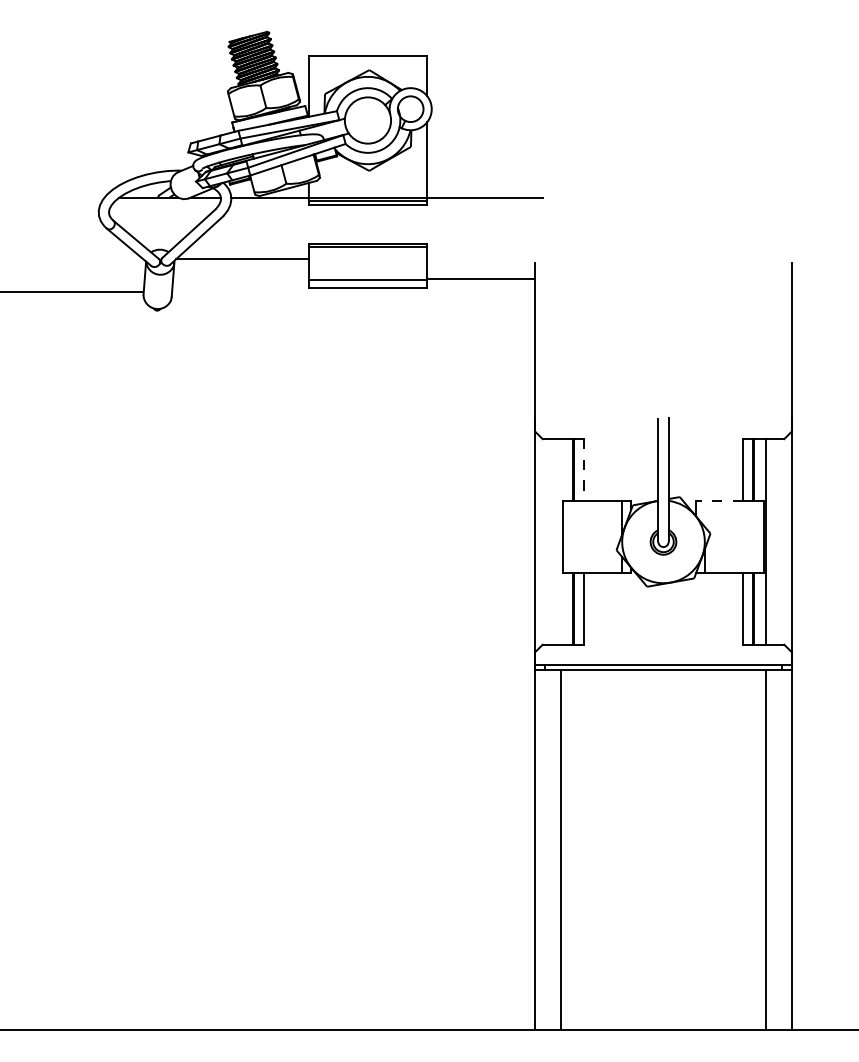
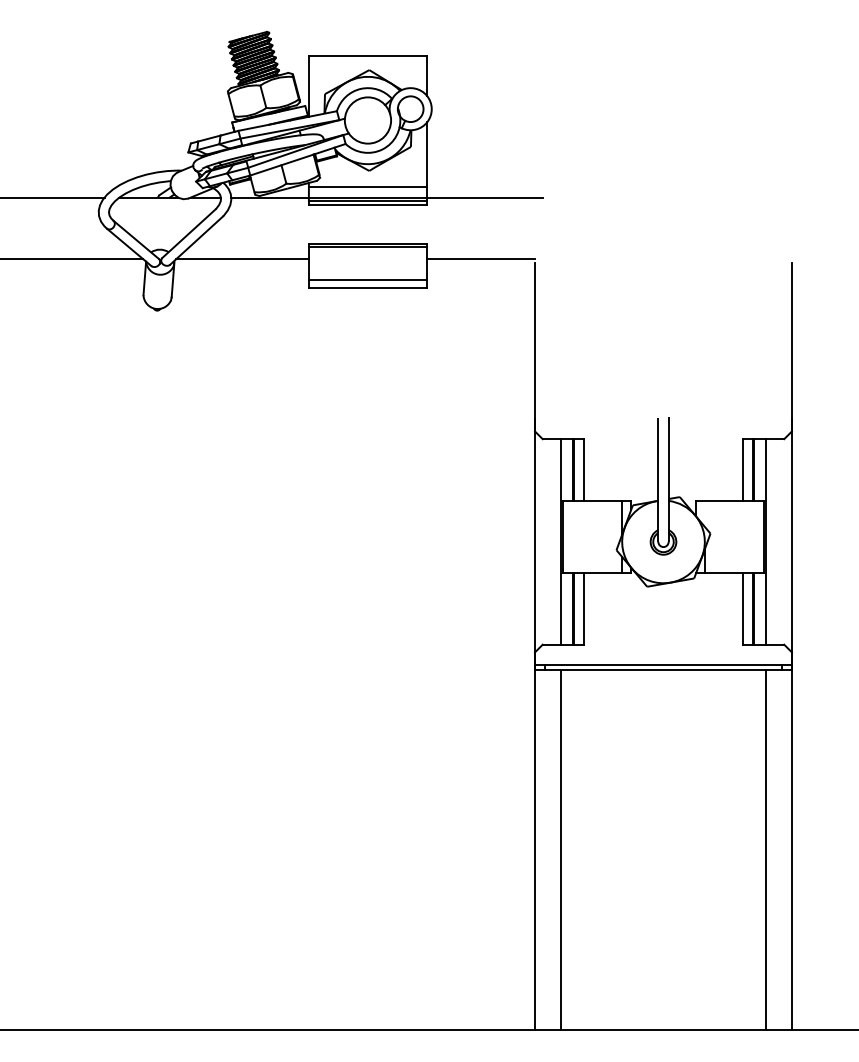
line: none -> present (367, 187)
line: none -> present (53, 197)
line position: (480, 279) -> (480, 259) (480, 259)
line position: (72, 292) -> (72, 259) (72, 259)
line: dashed -> solid (584, 469)
line: dashed -> solid (719, 500)
line: none -> present (560, 541)
